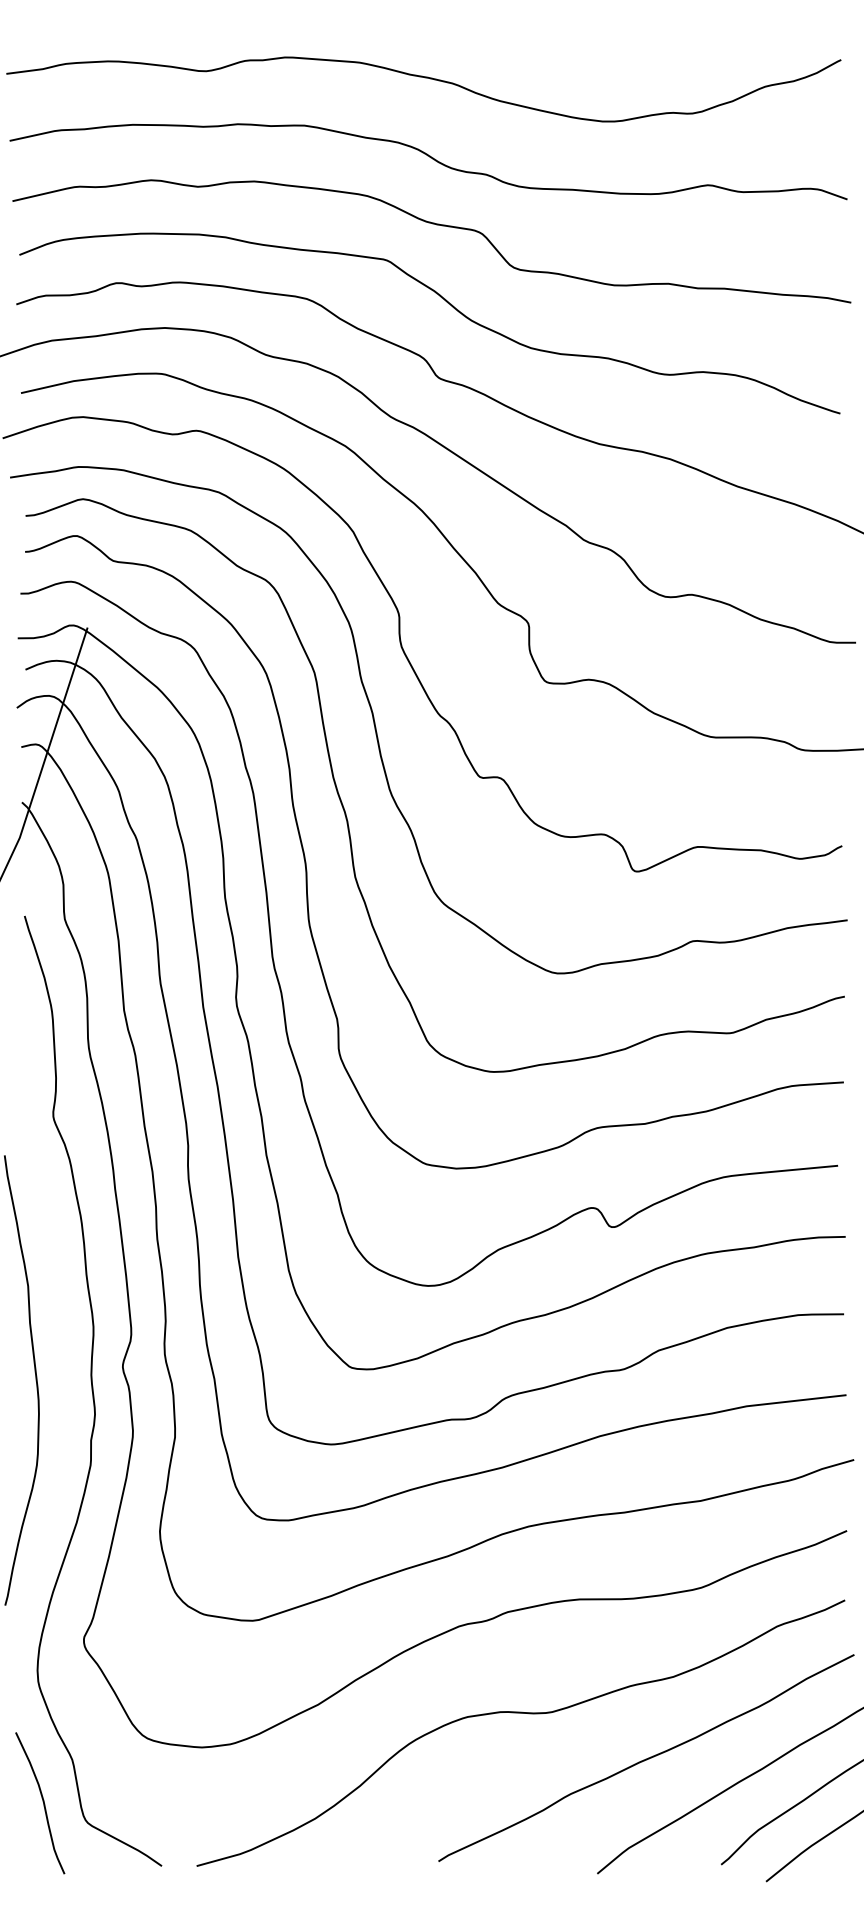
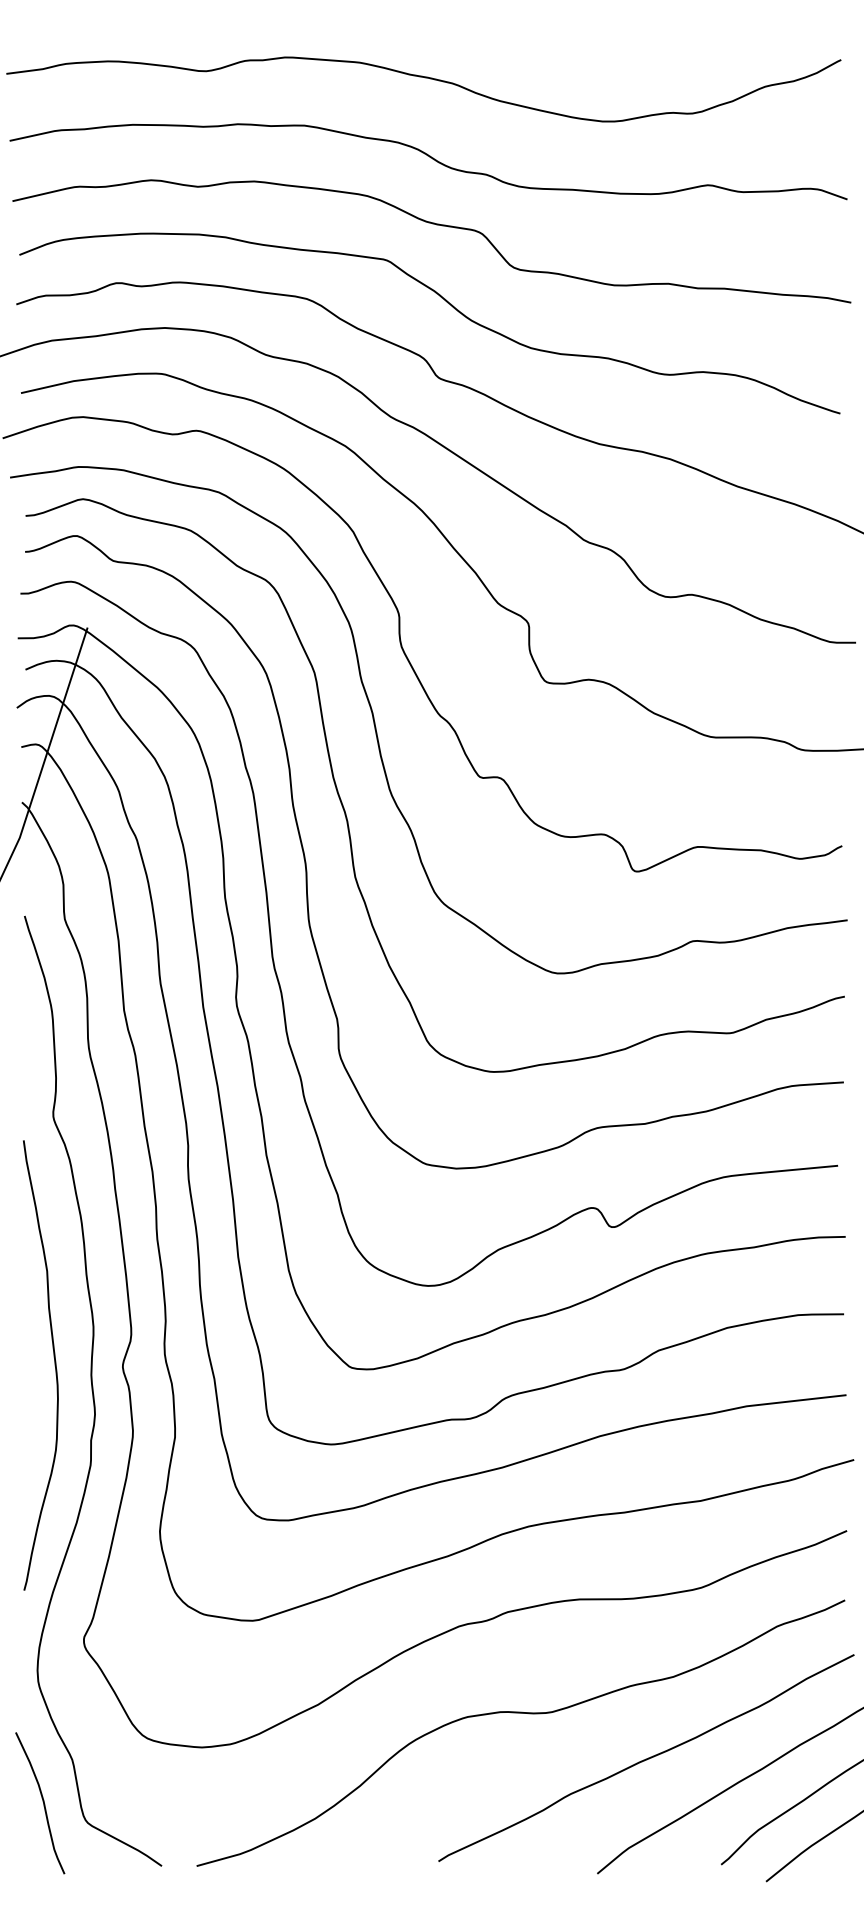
curve position: (35, 1380) -> (54, 1365) (54, 1365)
